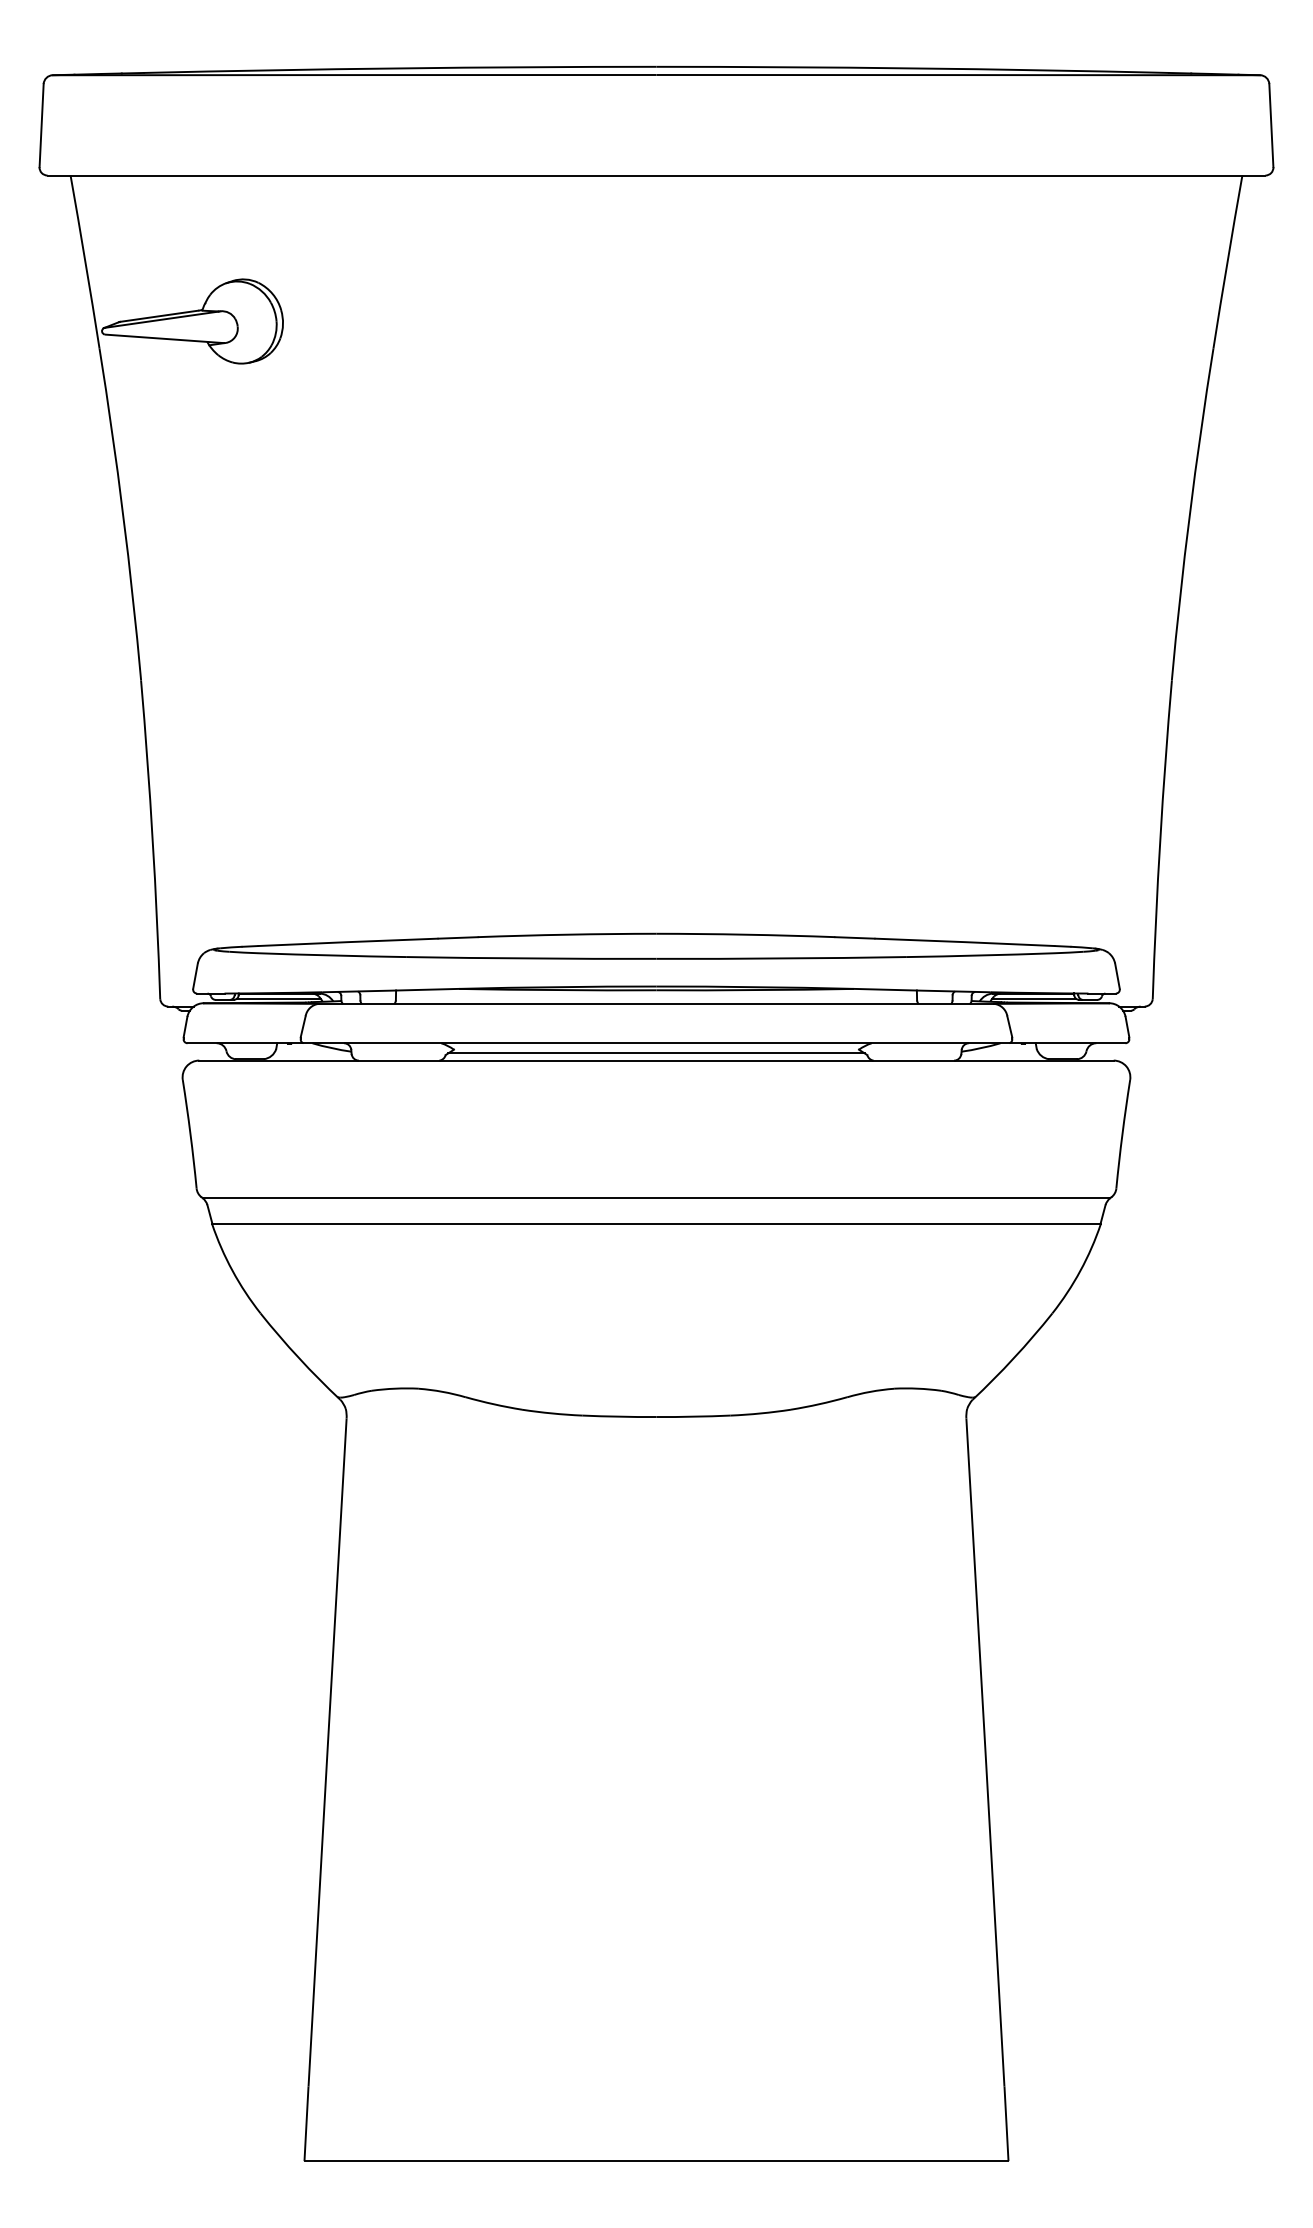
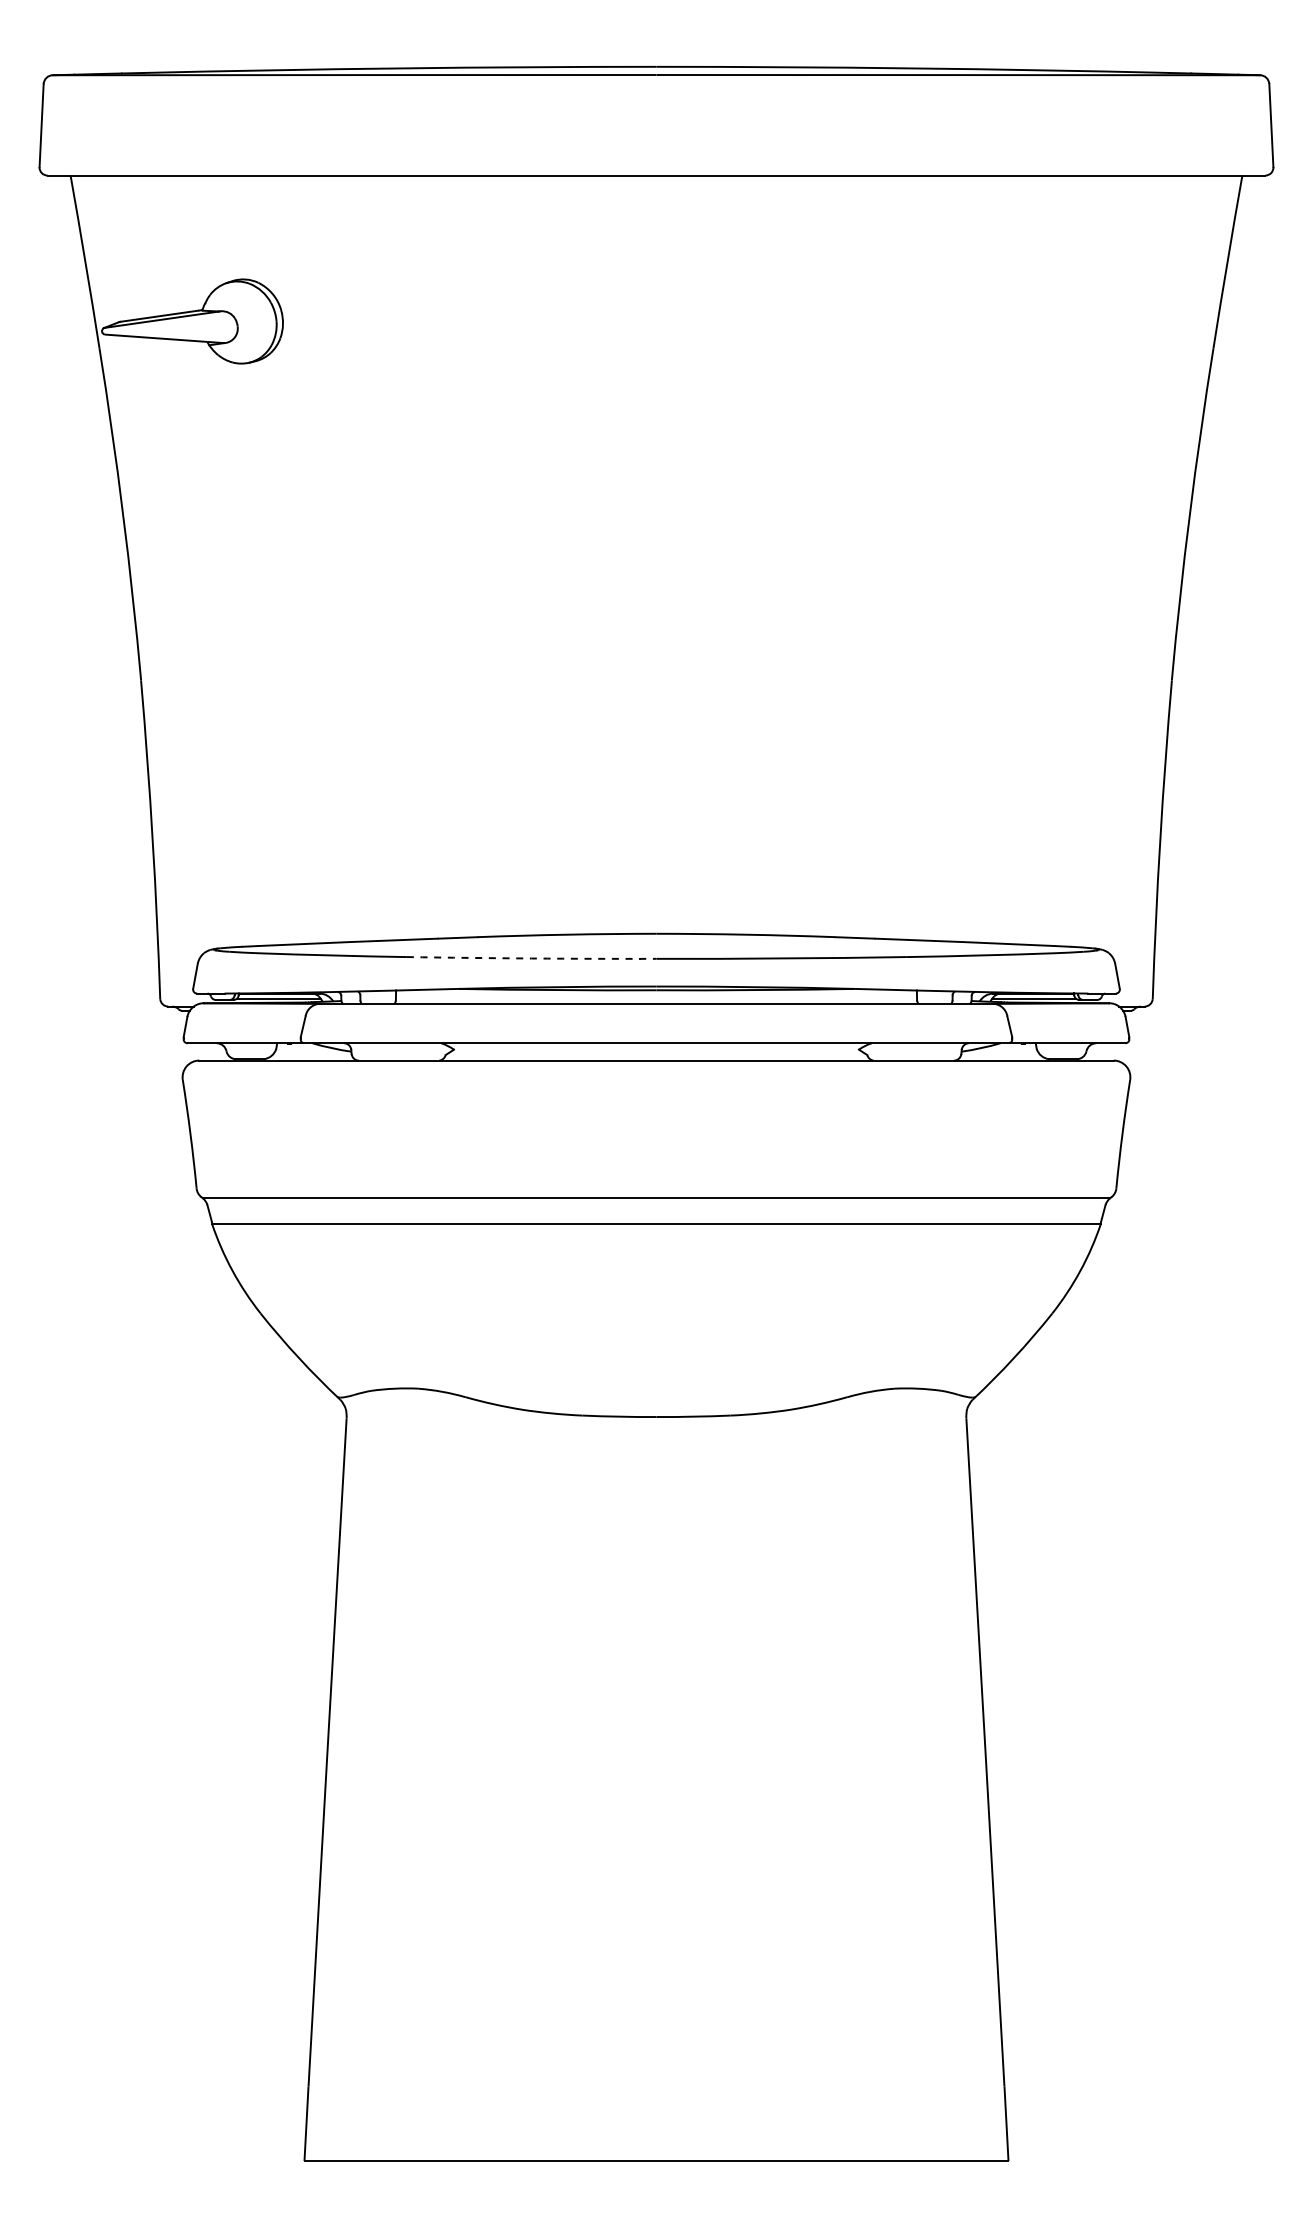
arc: solid -> dashed (531, 958)
line: present -> none (656, 1053)
